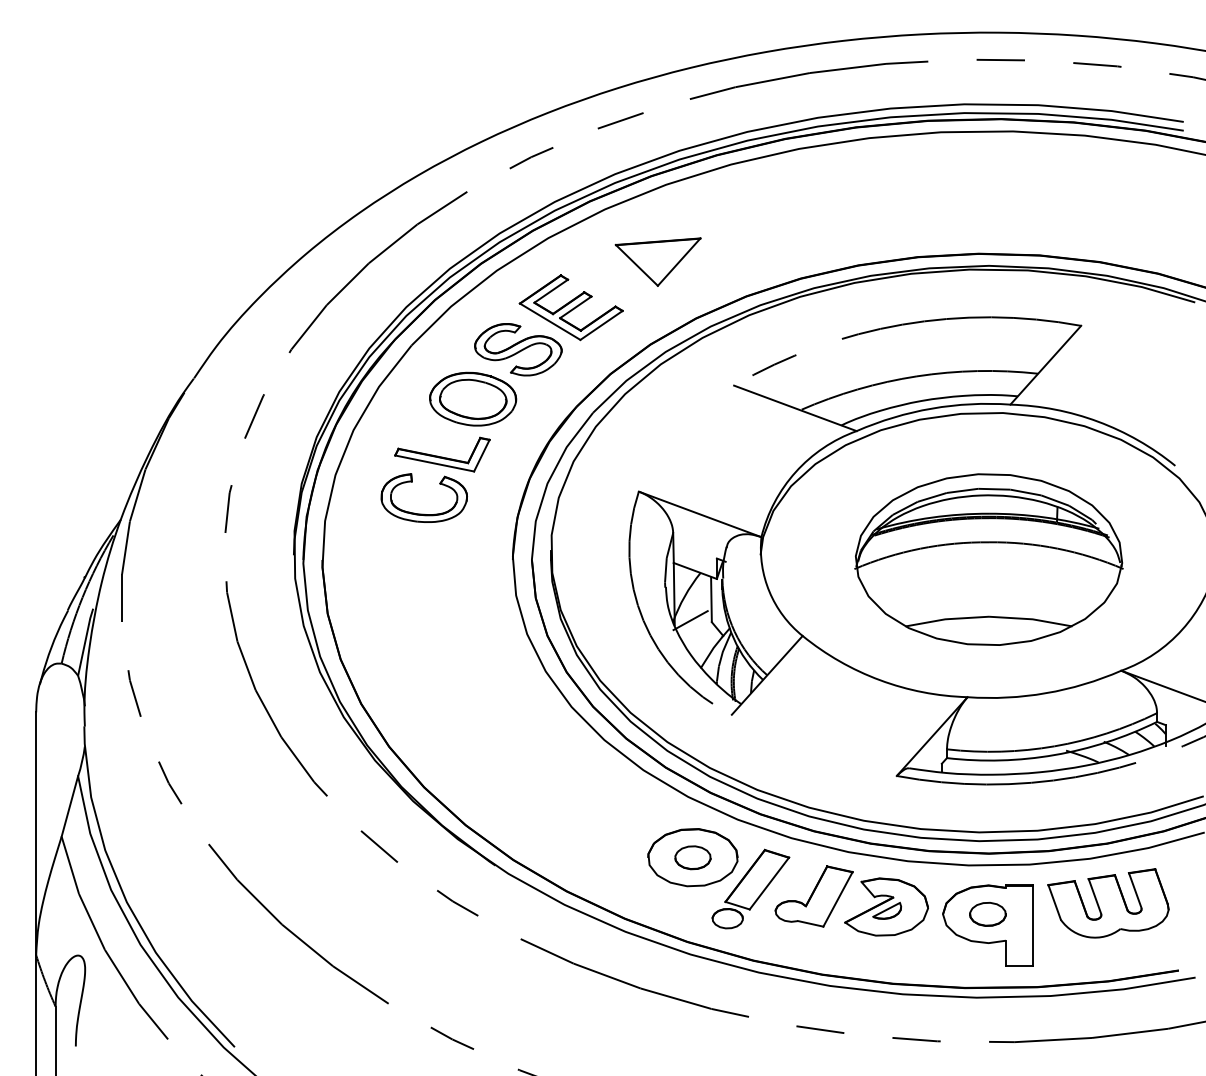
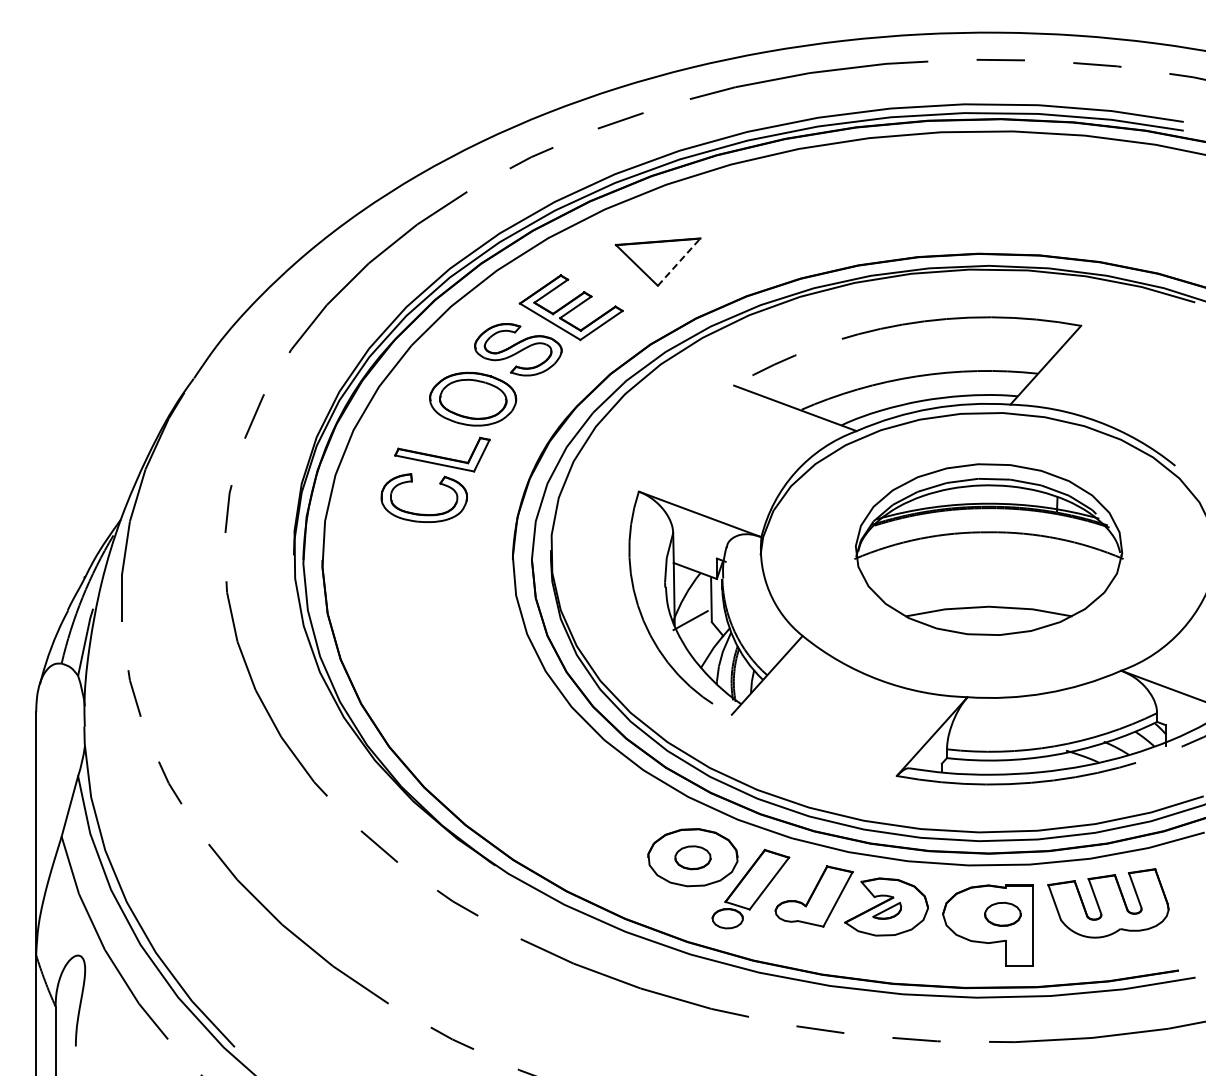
line: solid -> dashed (679, 262)
part position: (988, 559) -> (988, 549) (988, 549)
part position: (987, 914) -> (1002, 914) (1002, 914)
